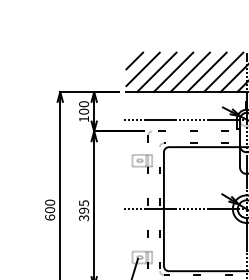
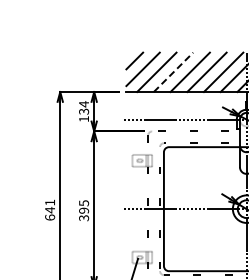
line: solid -> dashed (173, 72)
text: 100 -> 134 (84, 107)
text: 600 -> 641 (50, 206)
